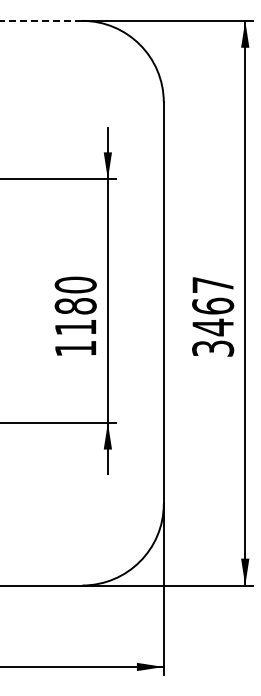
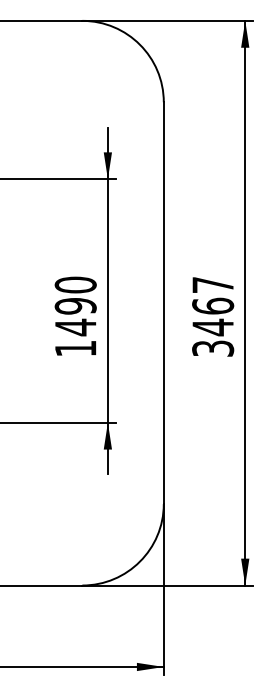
line: dashed -> solid (41, 20)
text: 1180 -> 1490 (75, 317)
